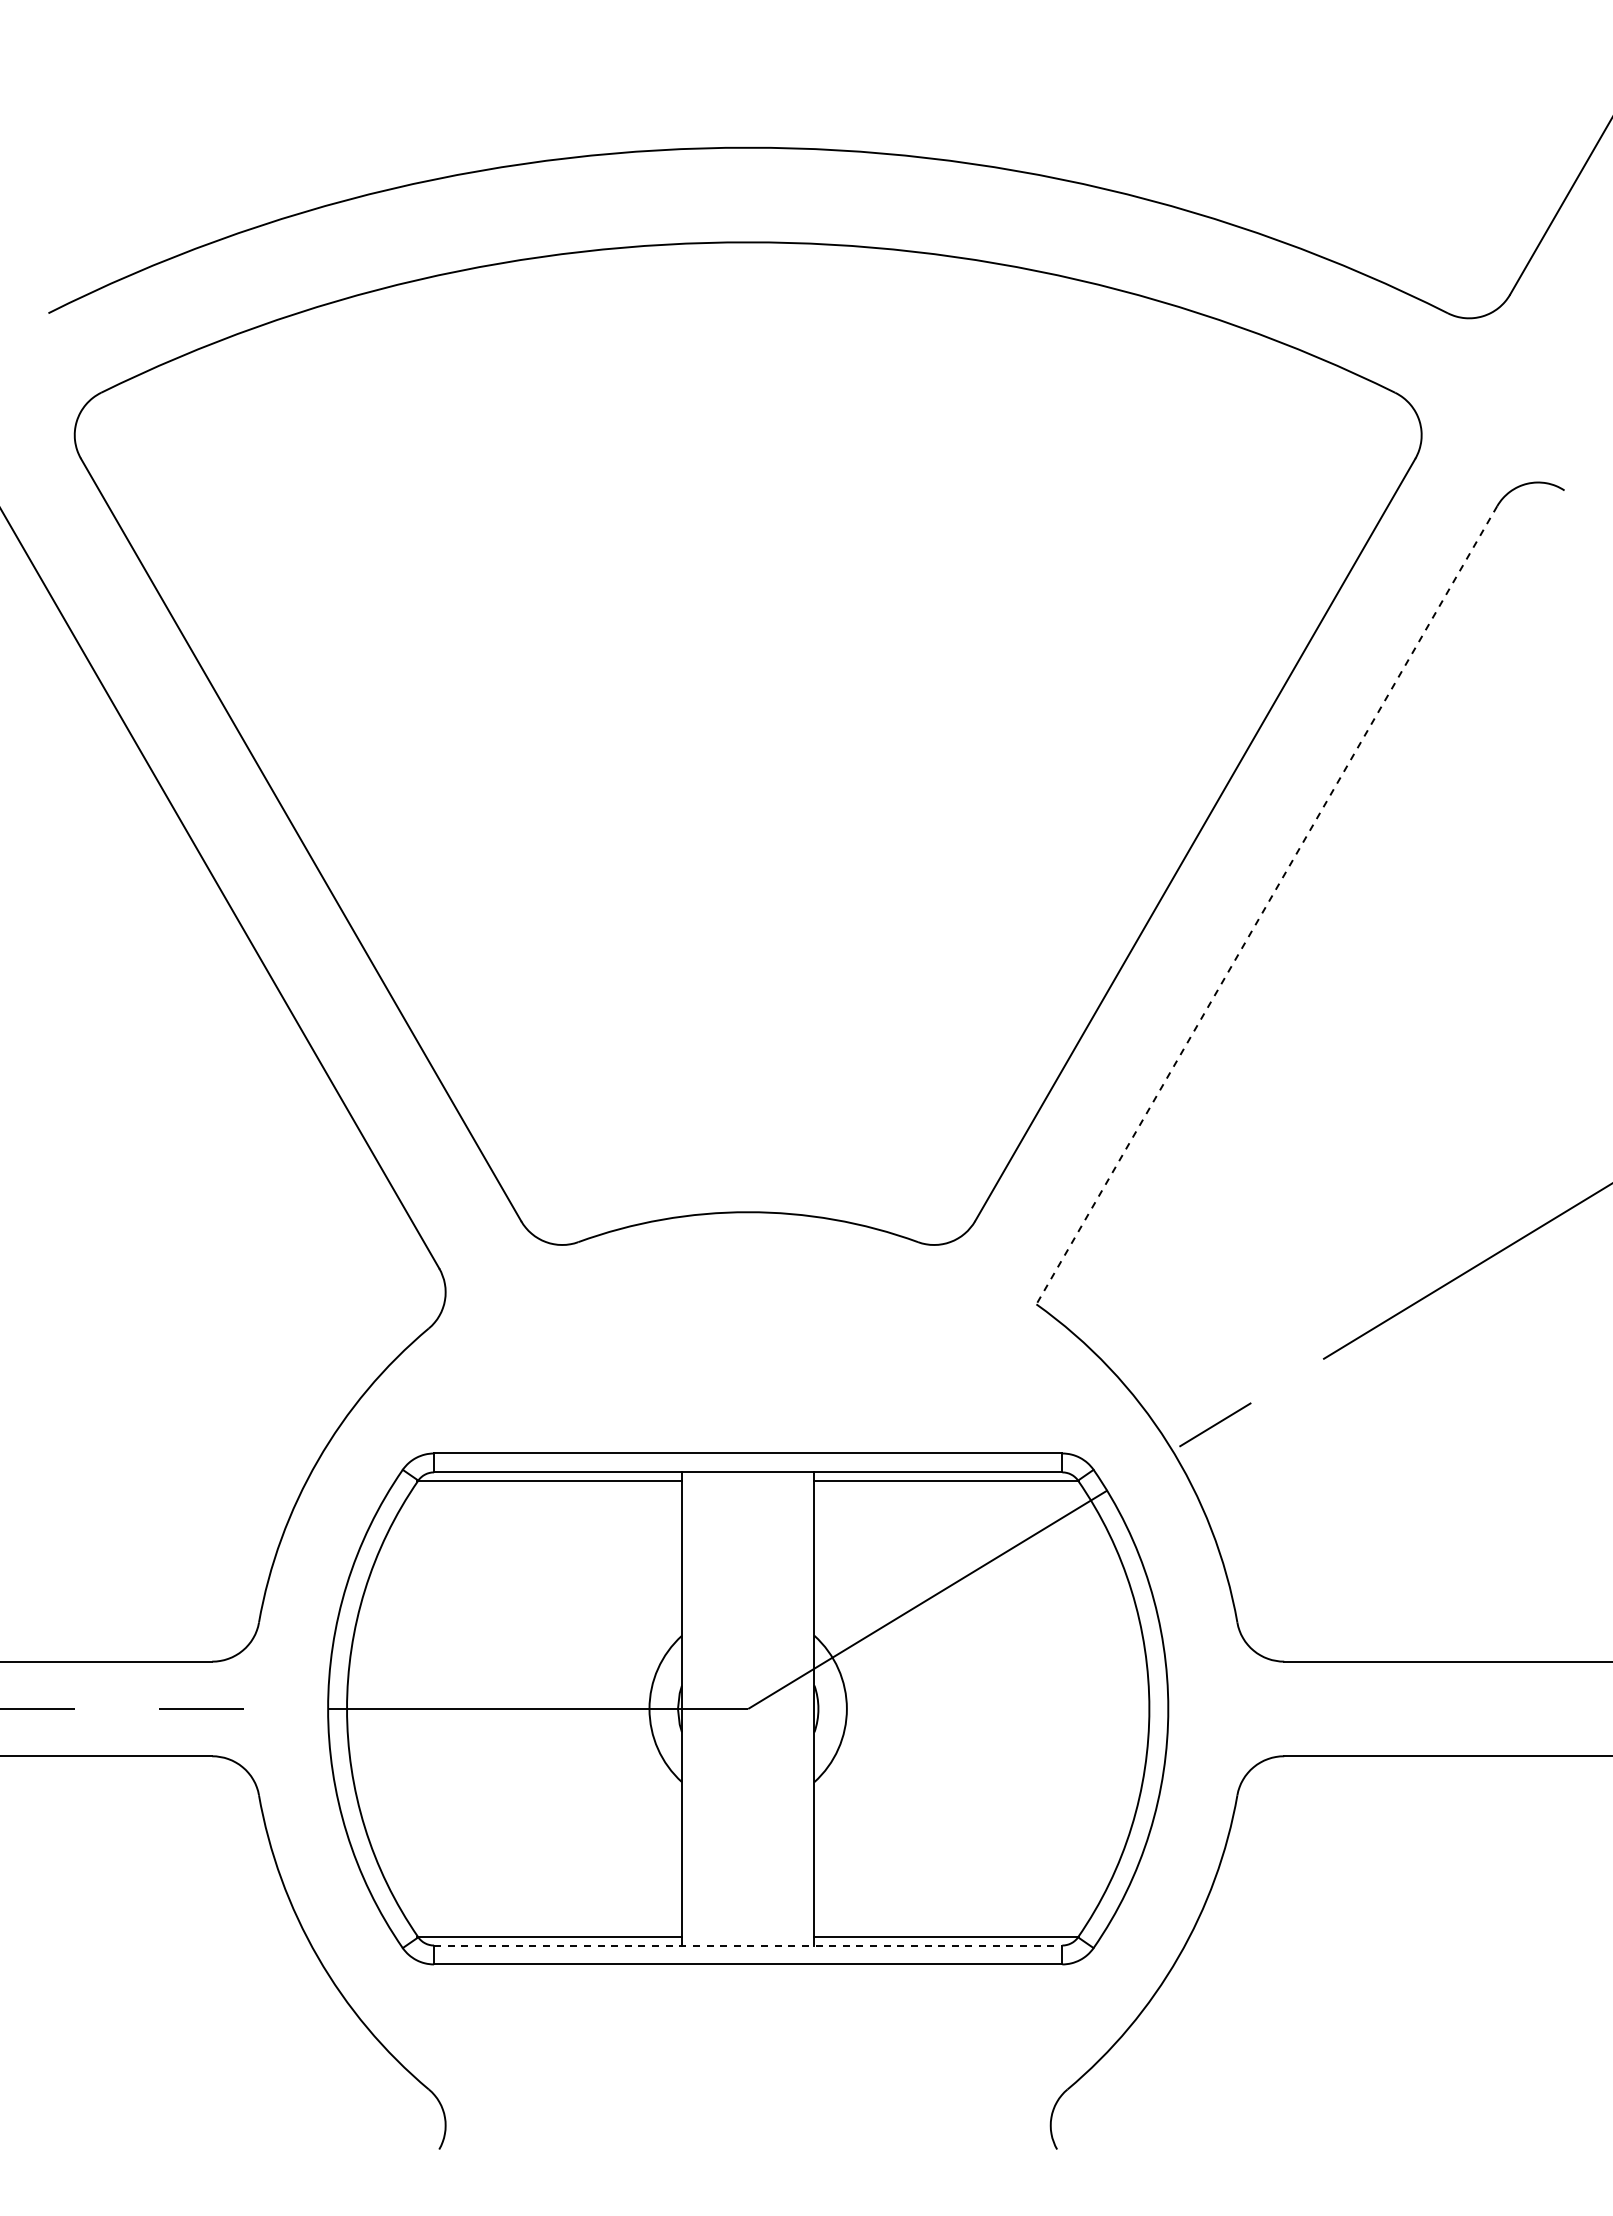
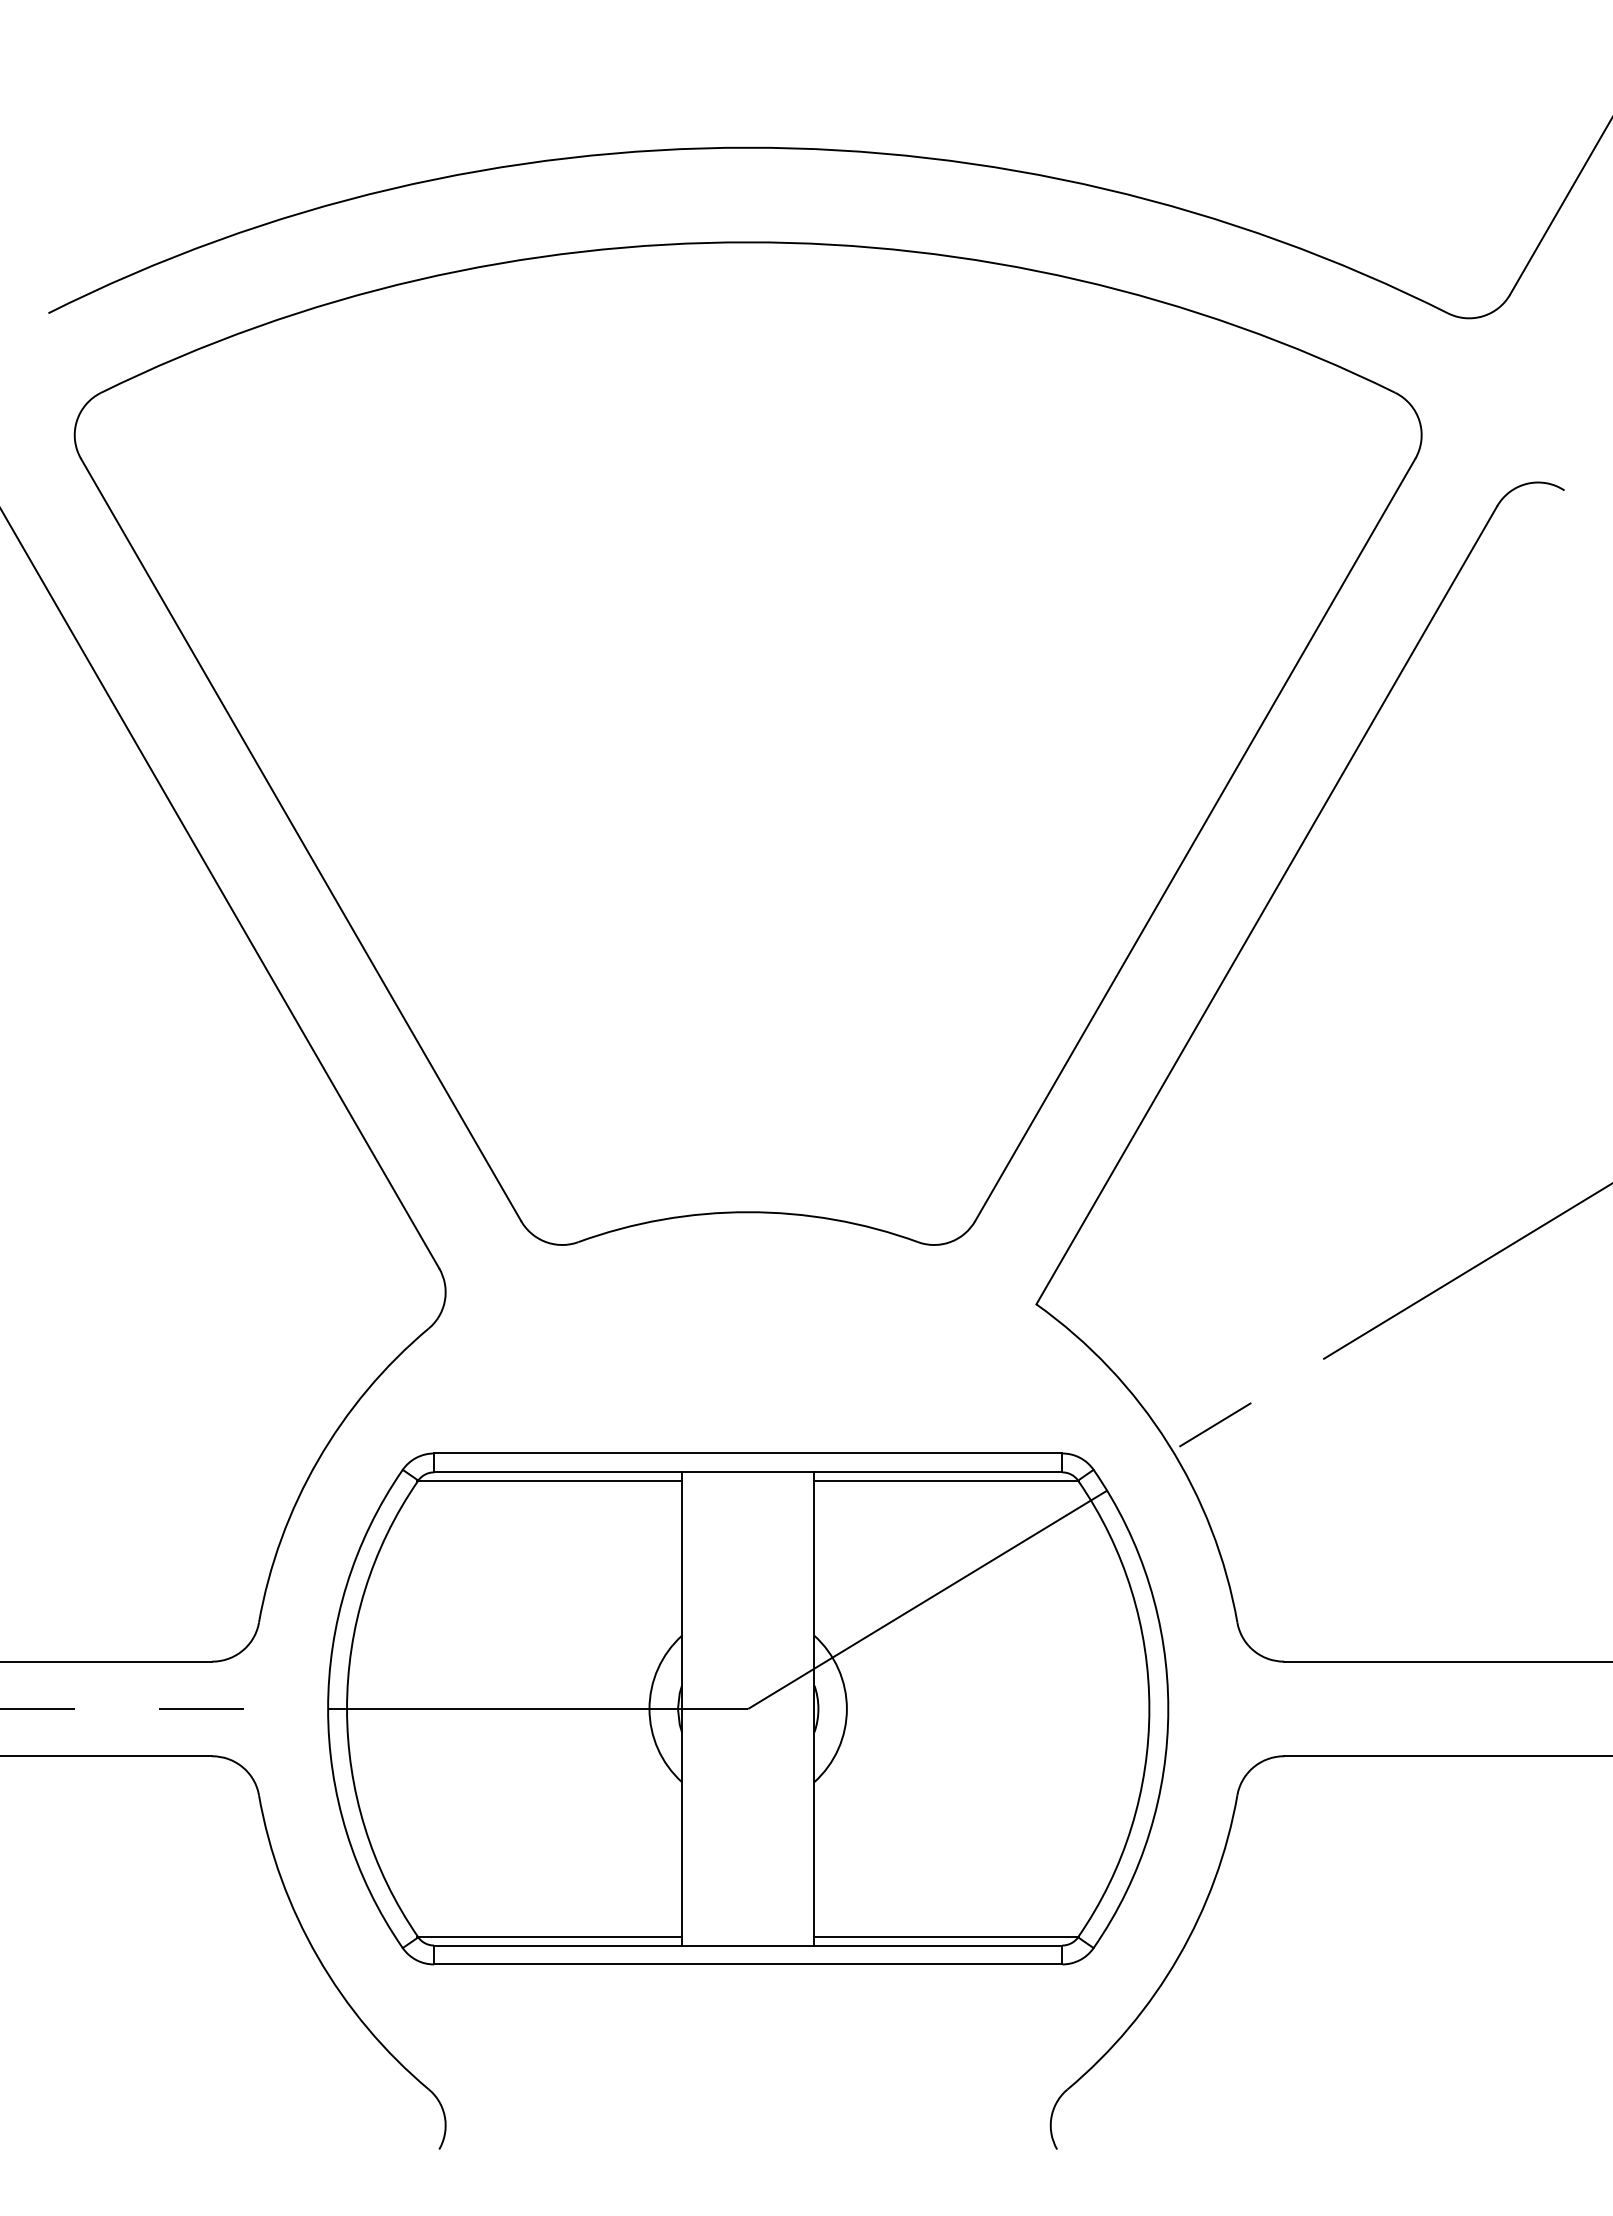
line: dashed -> solid (1266, 905)
line: dashed -> solid (748, 1945)
